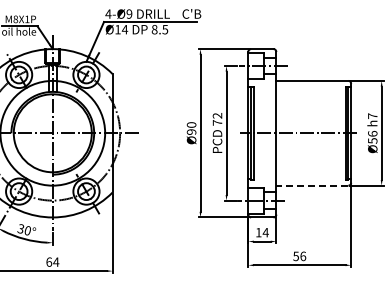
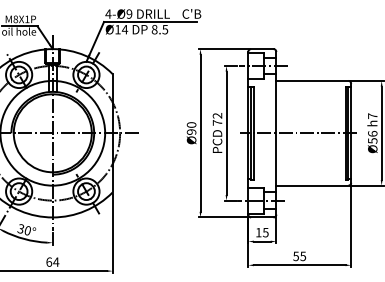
line: dashed -> solid (311, 185)
text: 14 -> 15 (265, 232)
text: 56 -> 55 (303, 256)
